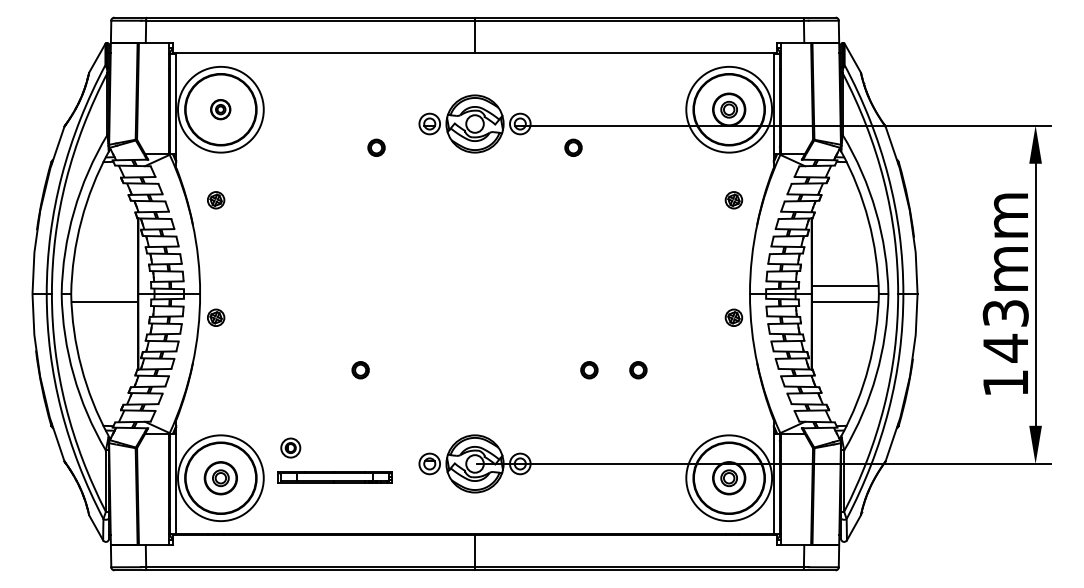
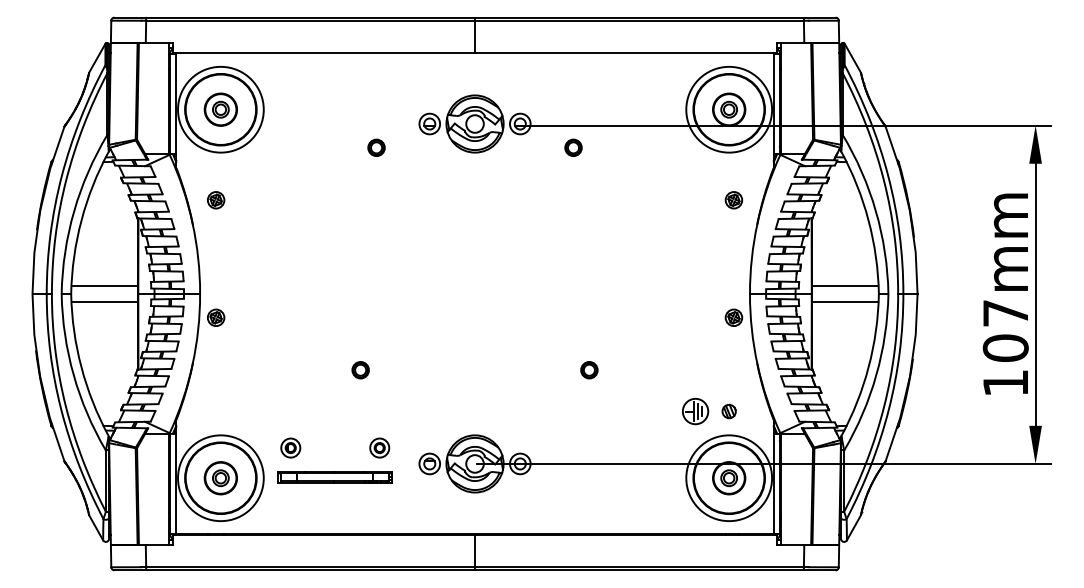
part size: 22x22 px -> 35x35 px (220, 109)
line: none -> present (104, 285)
text: 143mm -> 107mm (1005, 331)
part: present -> none (638, 370)
part: none -> present (695, 411)
part: none -> present (728, 411)
part: none -> present (379, 447)
